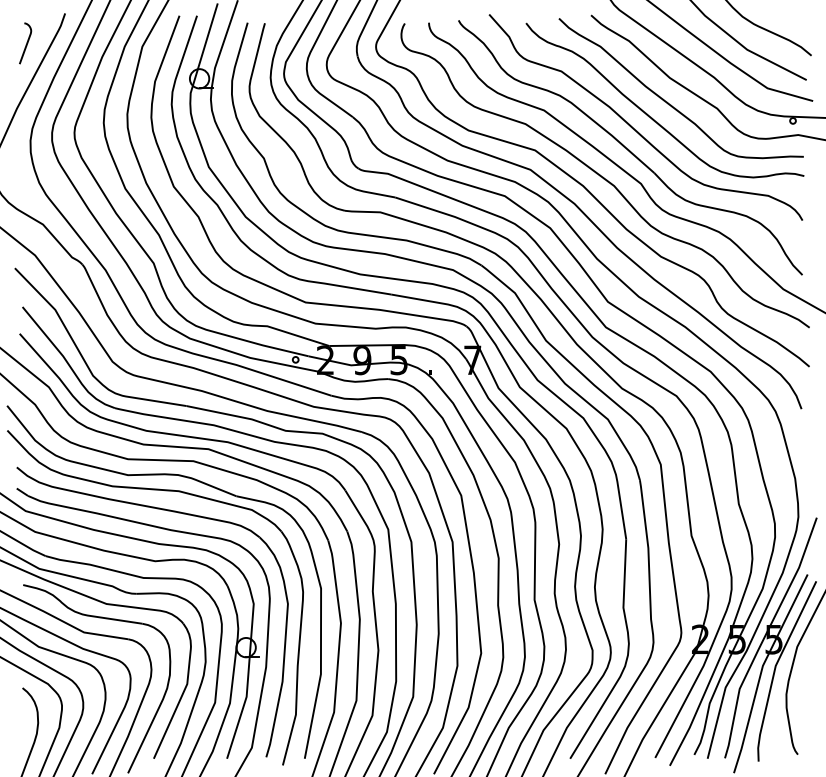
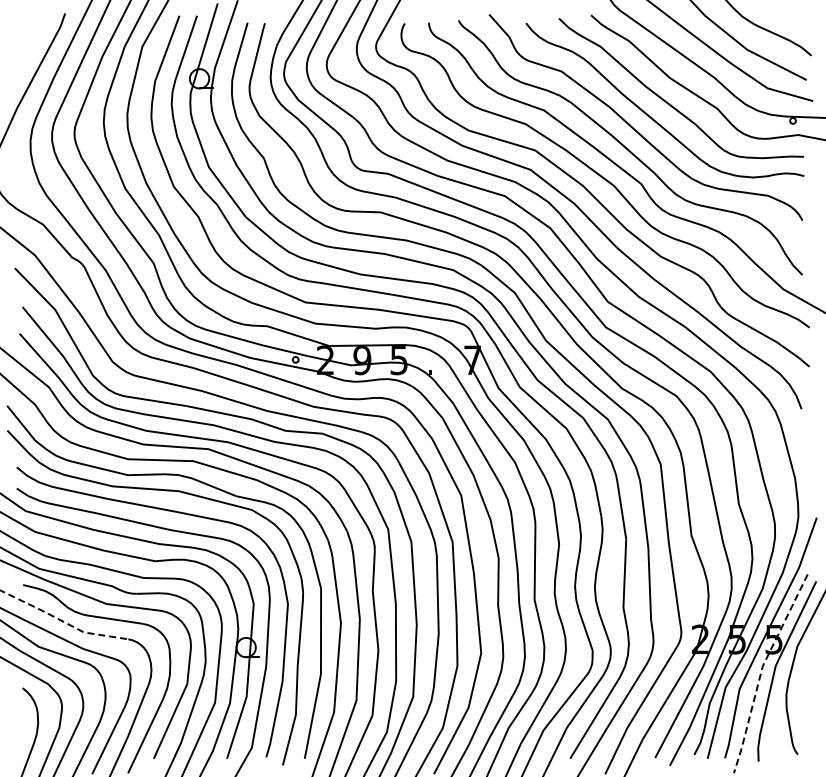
curve: present -> none (26, 43)
line: solid -> dashed (62, 621)
line: solid -> dashed (761, 670)
